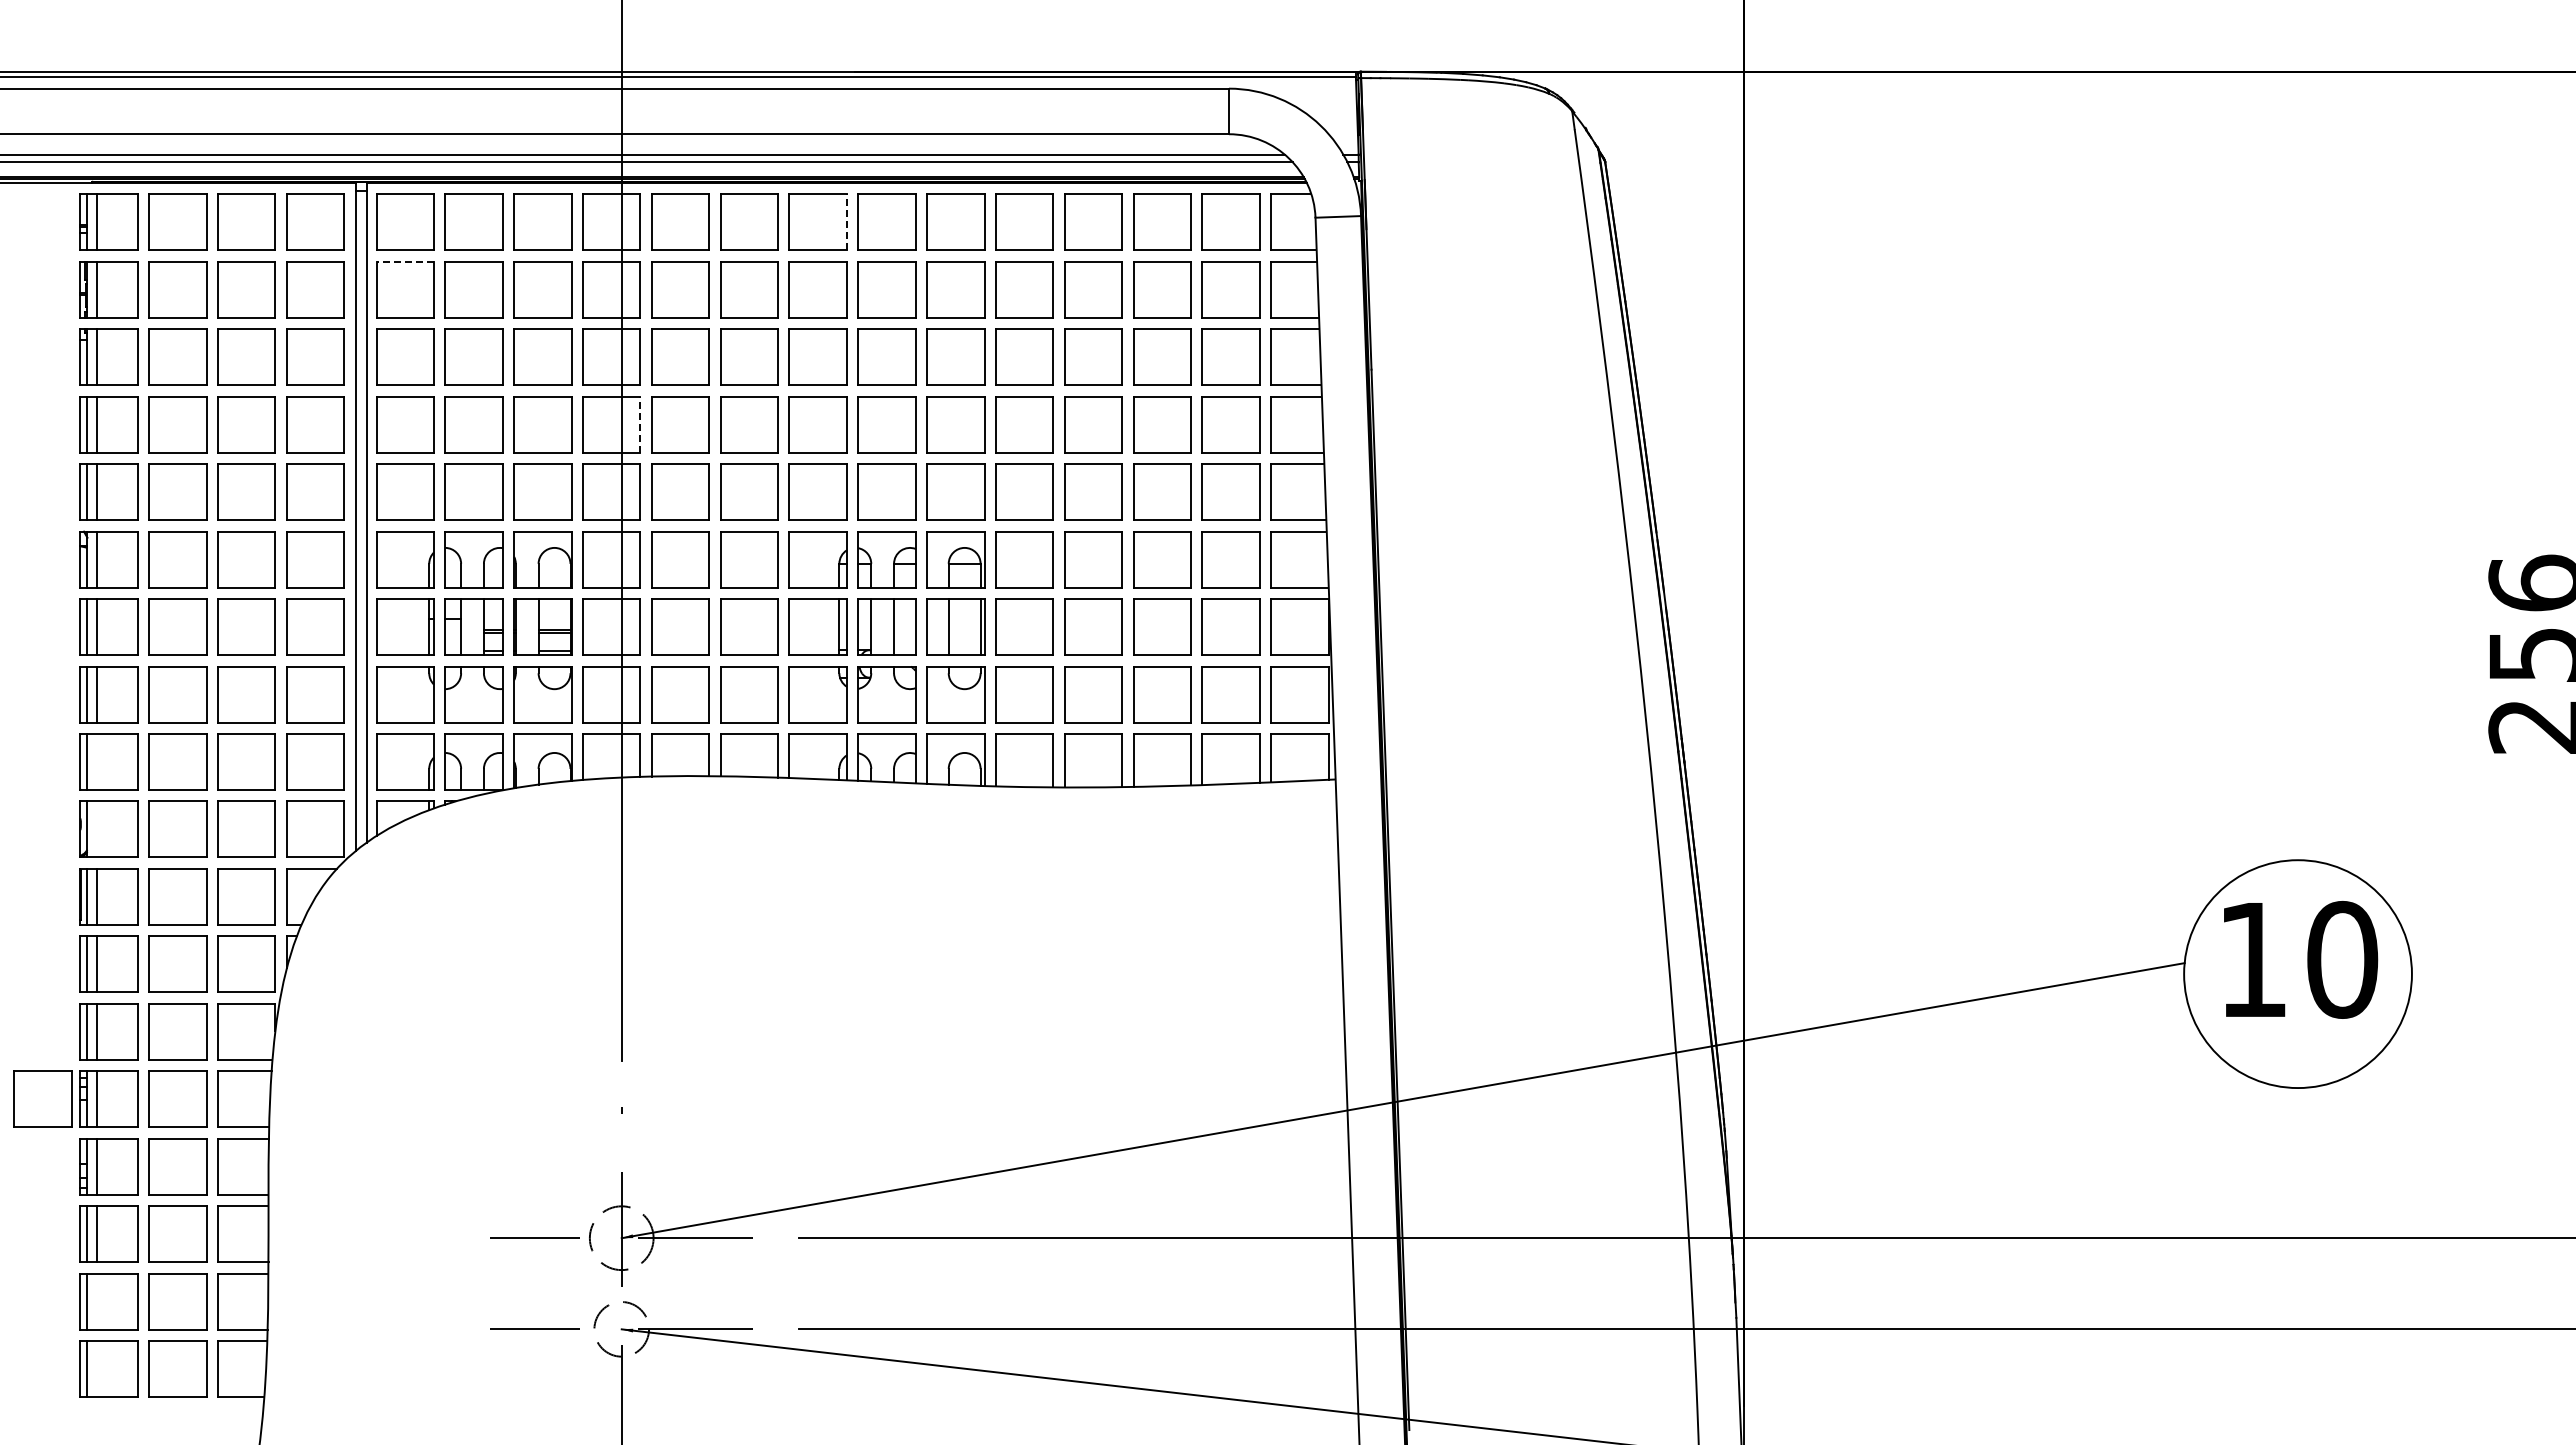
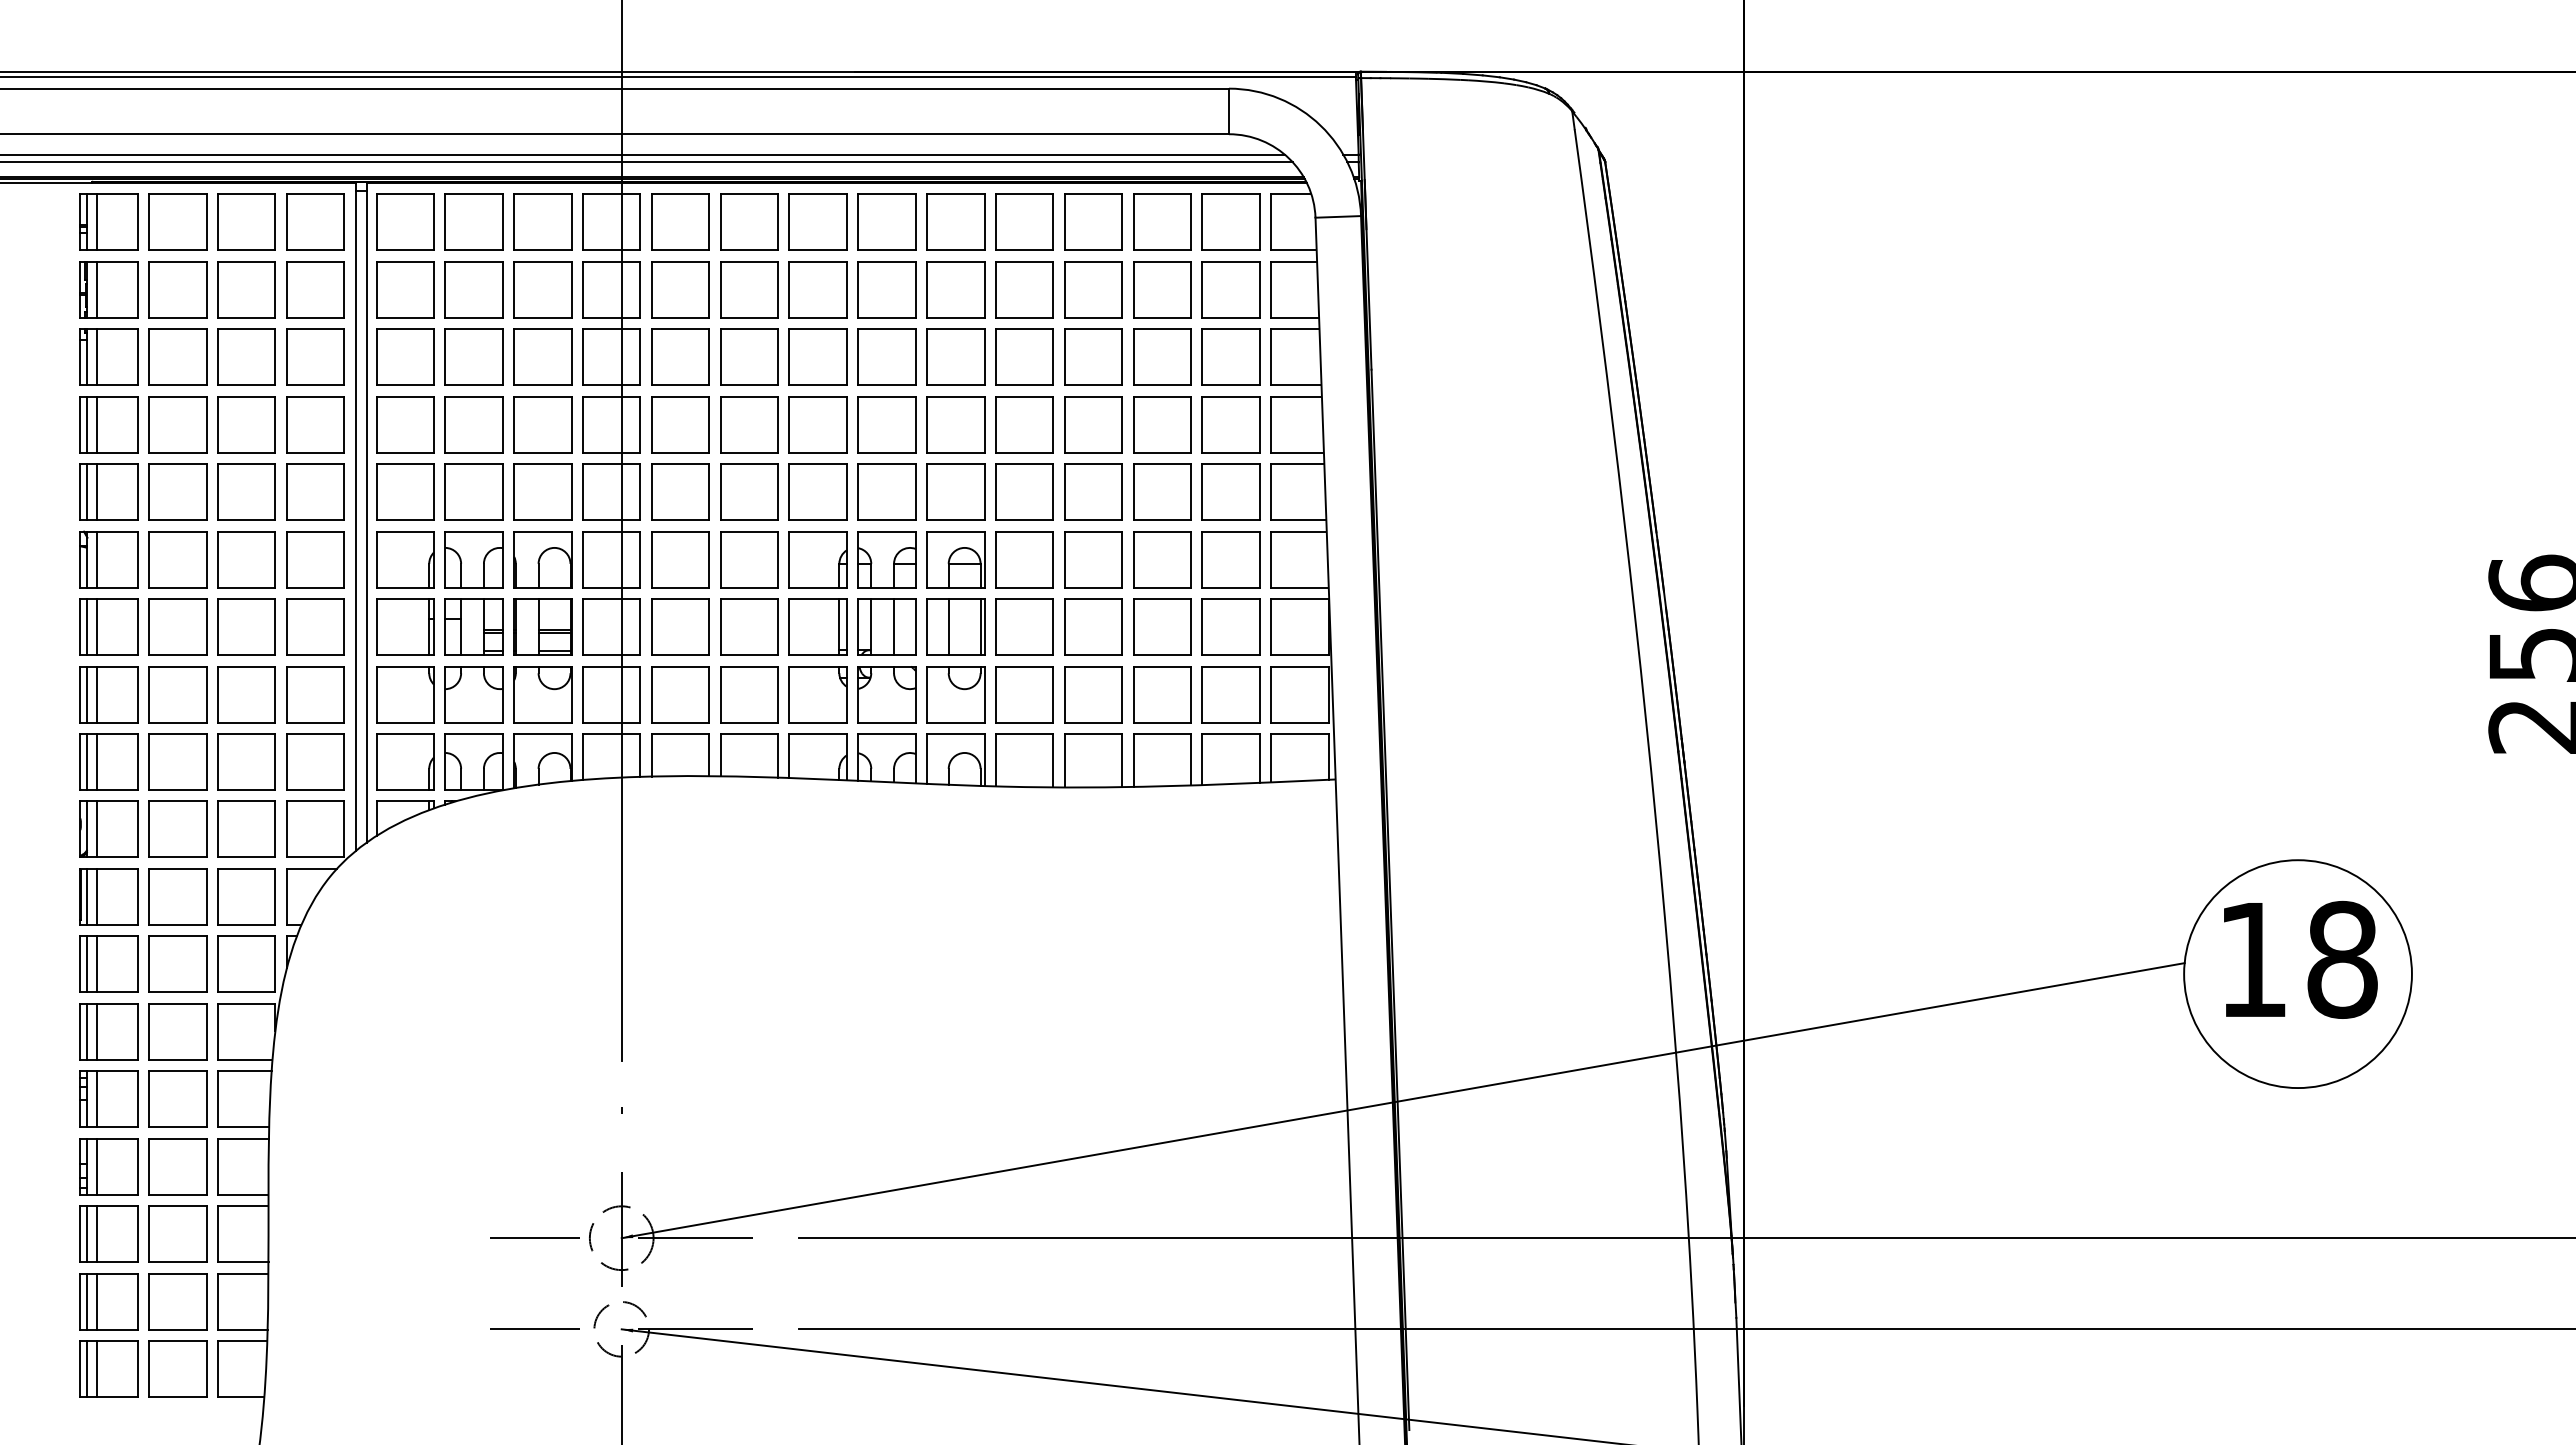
line: dashed -> solid (846, 221)
line: dashed -> solid (405, 261)
line: dashed -> solid (640, 424)
line: none -> present (96, 761)
line: none -> present (96, 829)
text: 10 -> 18 (2342, 959)
part: present -> none (42, 1098)
line: none -> present (96, 1301)
line: none -> present (96, 1368)
